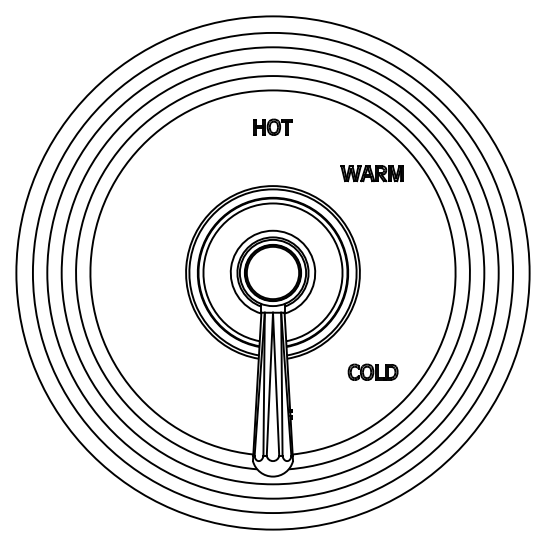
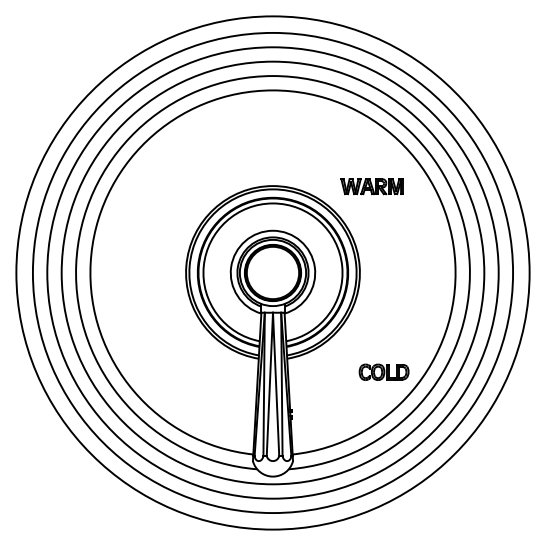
part: present -> none (272, 126)
part position: (371, 173) -> (371, 186) (371, 186)
part position: (372, 371) -> (383, 371) (383, 371)
